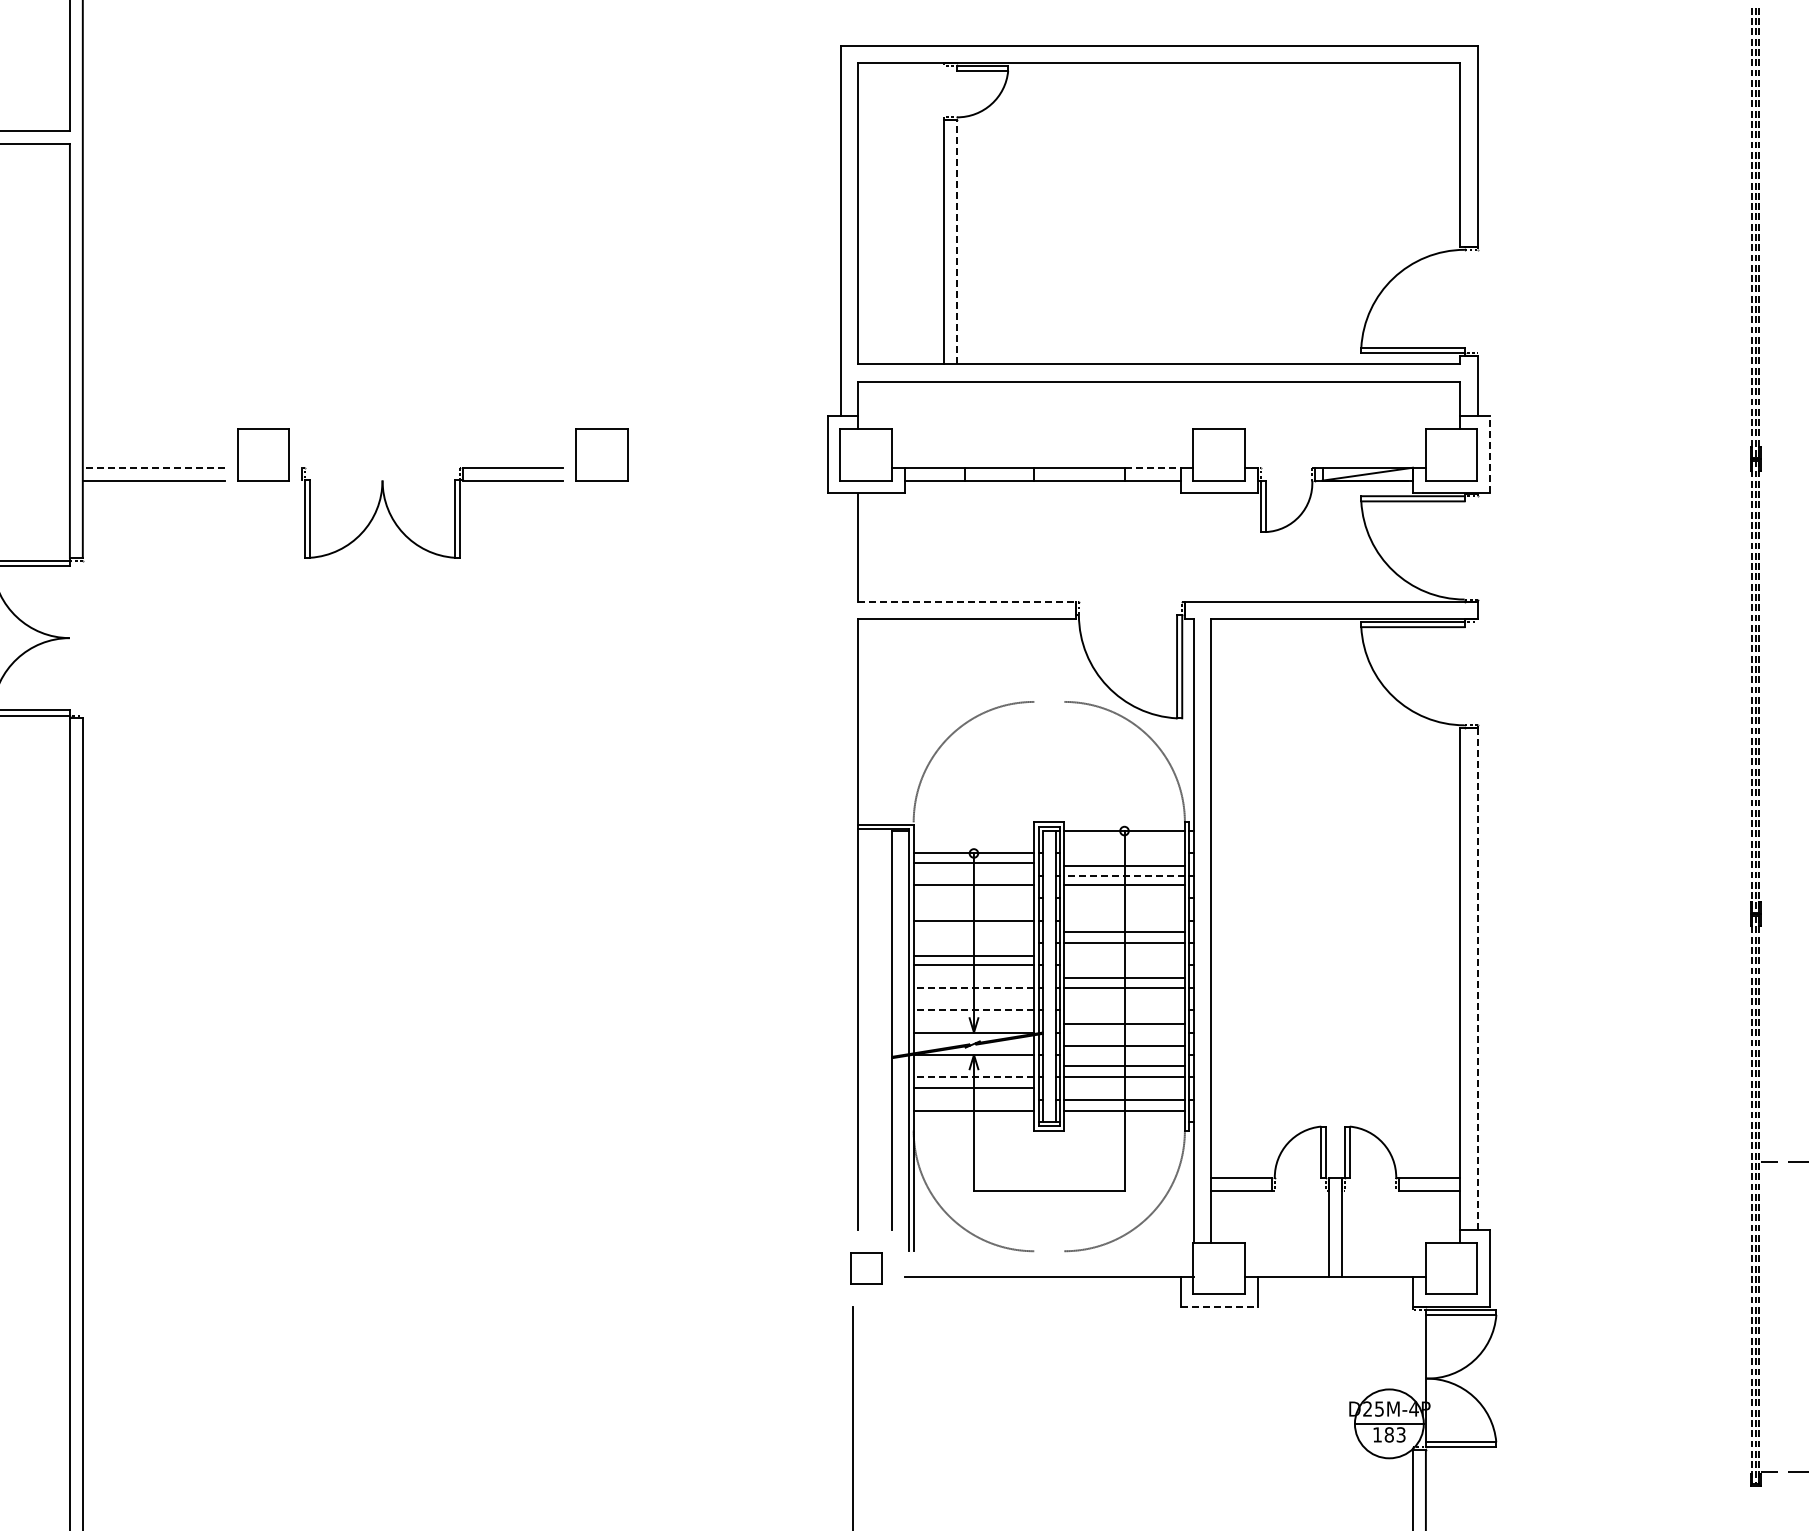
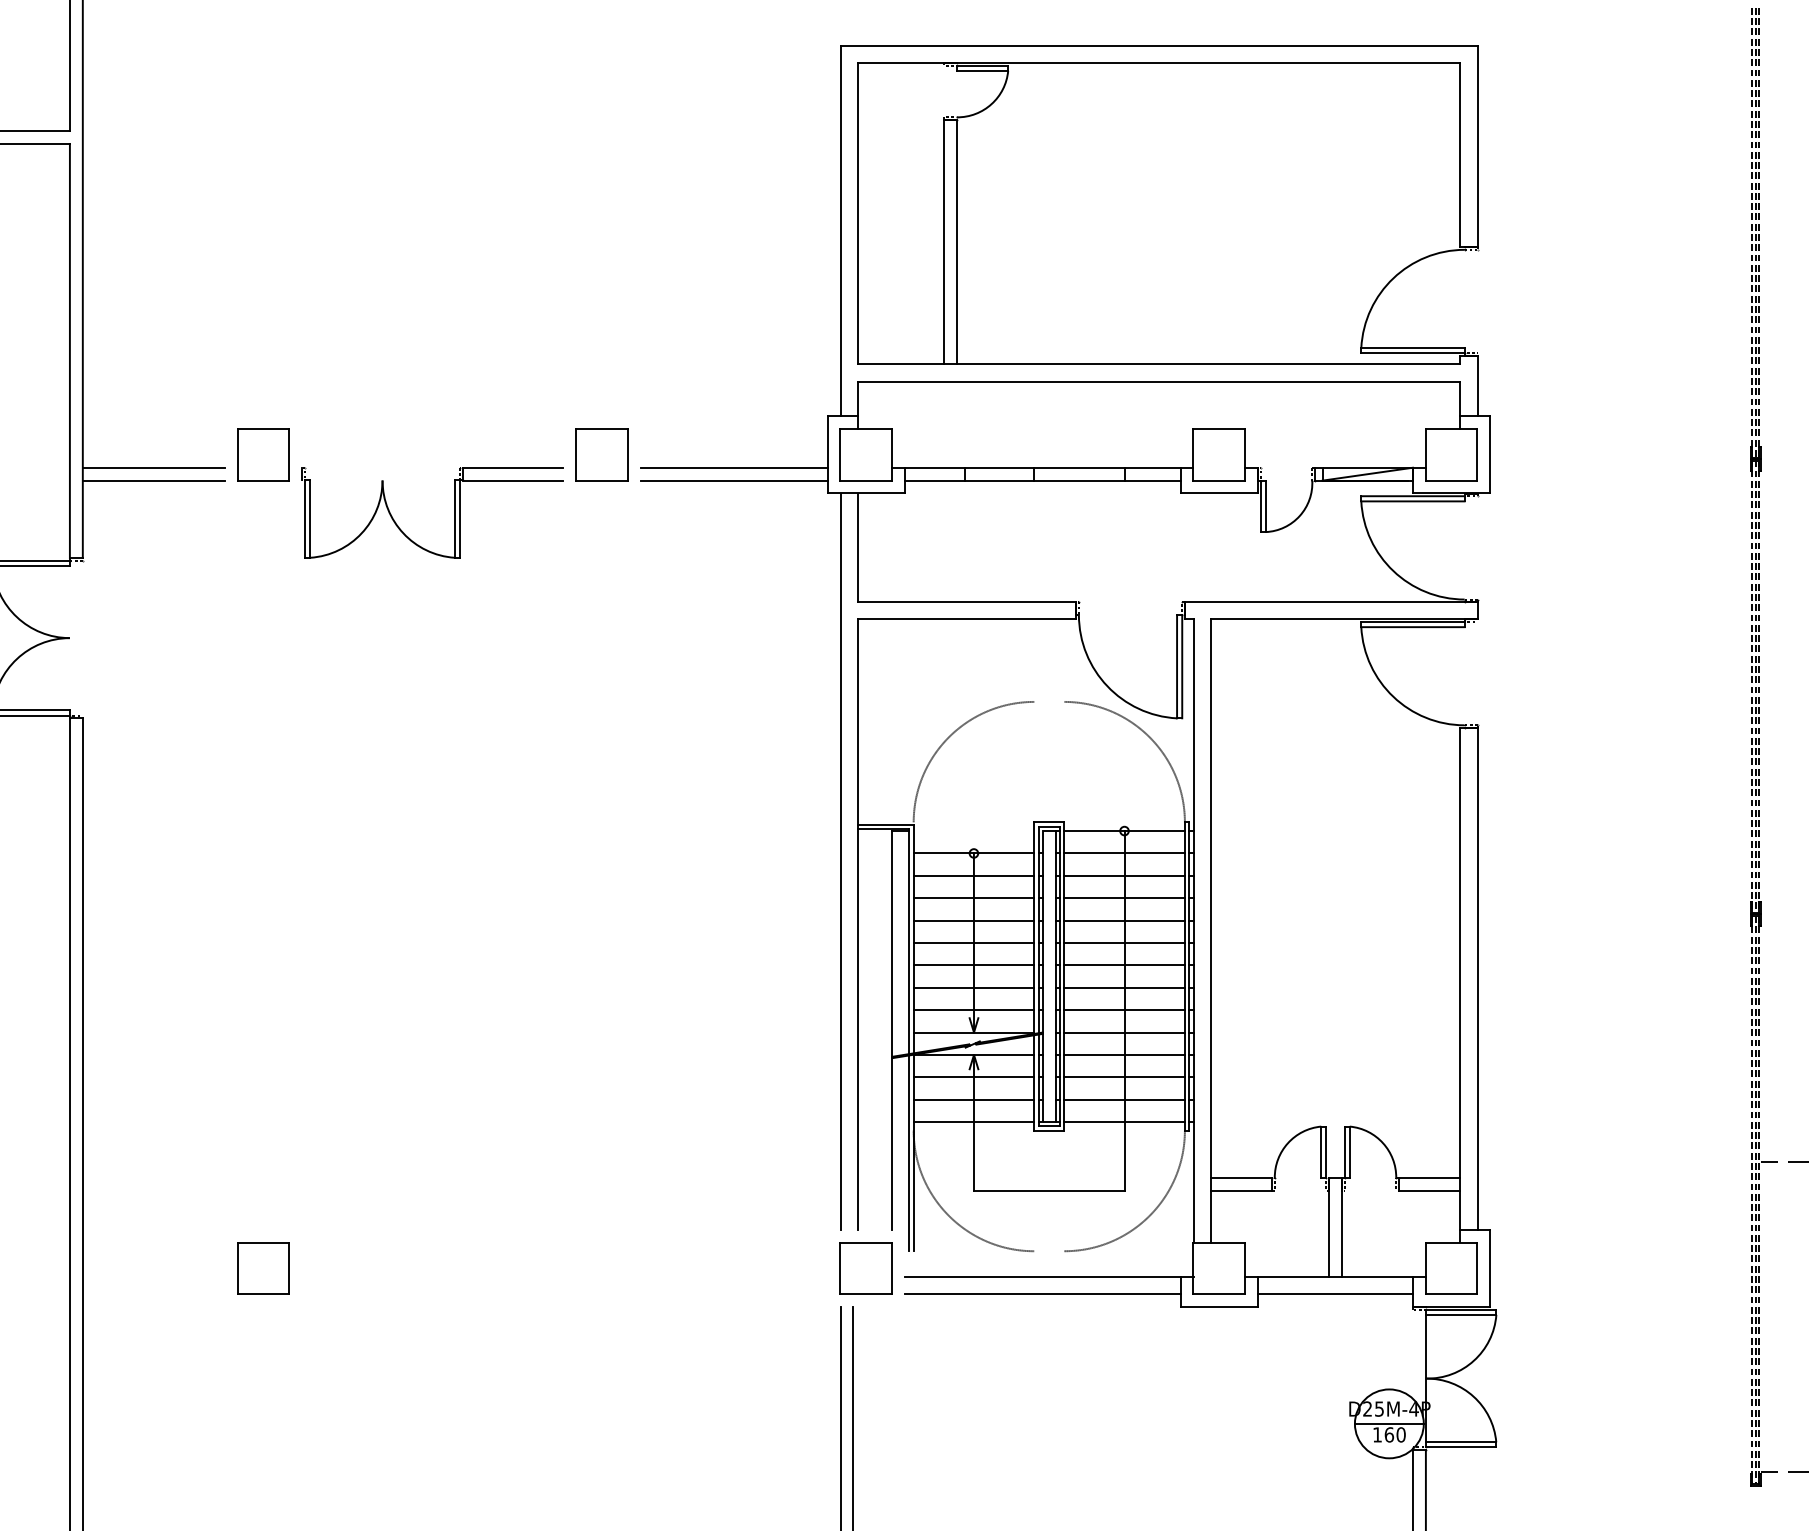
line: dashed -> solid (956, 241)
line: dashed -> solid (1490, 454)
line: dashed -> solid (153, 467)
line: none -> present (733, 467)
line: dashed -> solid (1152, 467)
line: none -> present (733, 480)
line: dashed -> solid (967, 602)
line: none -> present (840, 861)
line position: (973, 862) -> (973, 875) (973, 875)
line position: (1124, 866) -> (1124, 853) (1124, 853)
line: dashed -> solid (1124, 875)
line position: (973, 885) -> (973, 898) (973, 898)
line position: (1124, 885) -> (1124, 898) (1124, 898)
line position: (1124, 931) -> (1124, 920) (1124, 920)
line position: (973, 956) -> (973, 943) (973, 943)
line position: (1124, 978) -> (1124, 965) (1124, 965)
line: dashed -> solid (1477, 978)
line: dashed -> solid (973, 987)
line: dashed -> solid (973, 1010)
line position: (1124, 1024) -> (1124, 1010) (1124, 1010)
line position: (1124, 1045) -> (1124, 1032) (1124, 1032)
line position: (1124, 1065) -> (1124, 1054) (1124, 1054)
line: dashed -> solid (973, 1077)
line position: (973, 1087) -> (973, 1099) (973, 1099)
line position: (973, 1111) -> (973, 1122) (973, 1122)
line position: (1124, 1111) -> (1124, 1122) (1124, 1122)
part: none -> present (263, 1268)
part size: 33x33 px -> 54x53 px (865, 1268)
line: none -> present (1042, 1294)
line: none -> present (1335, 1294)
line: dashed -> solid (1219, 1307)
line: none -> present (840, 1417)
text: 183 -> 160 (1394, 1434)
